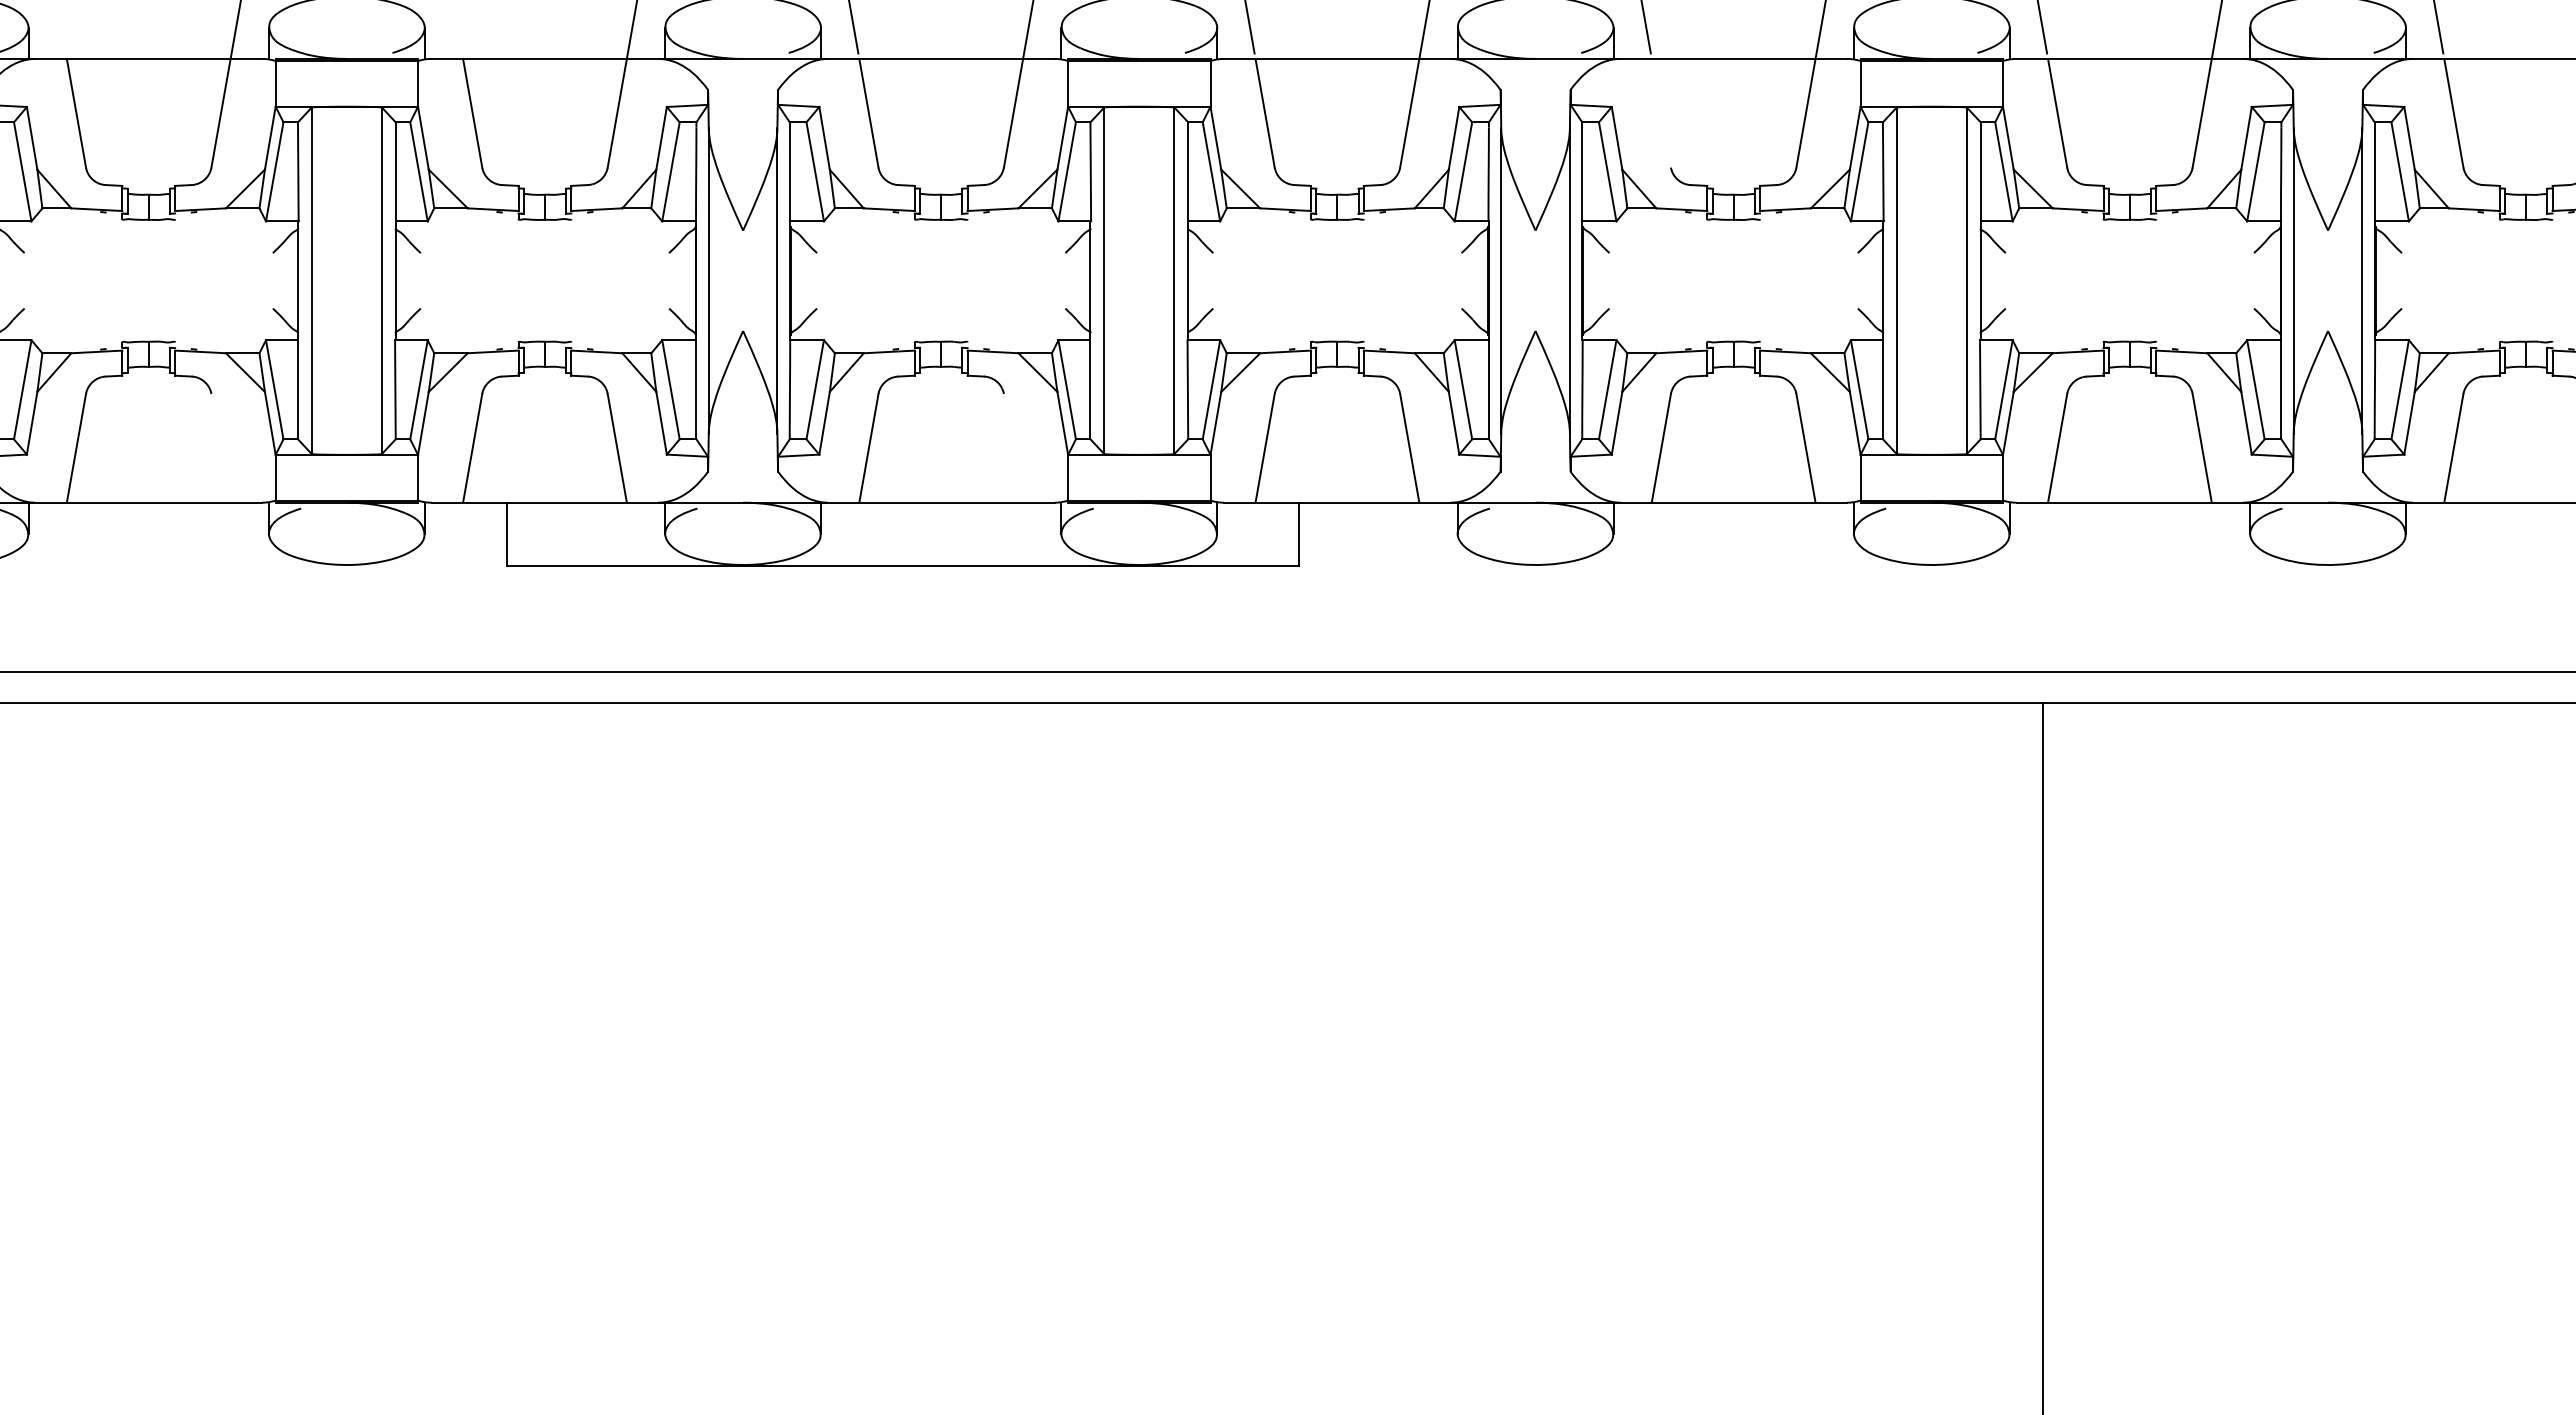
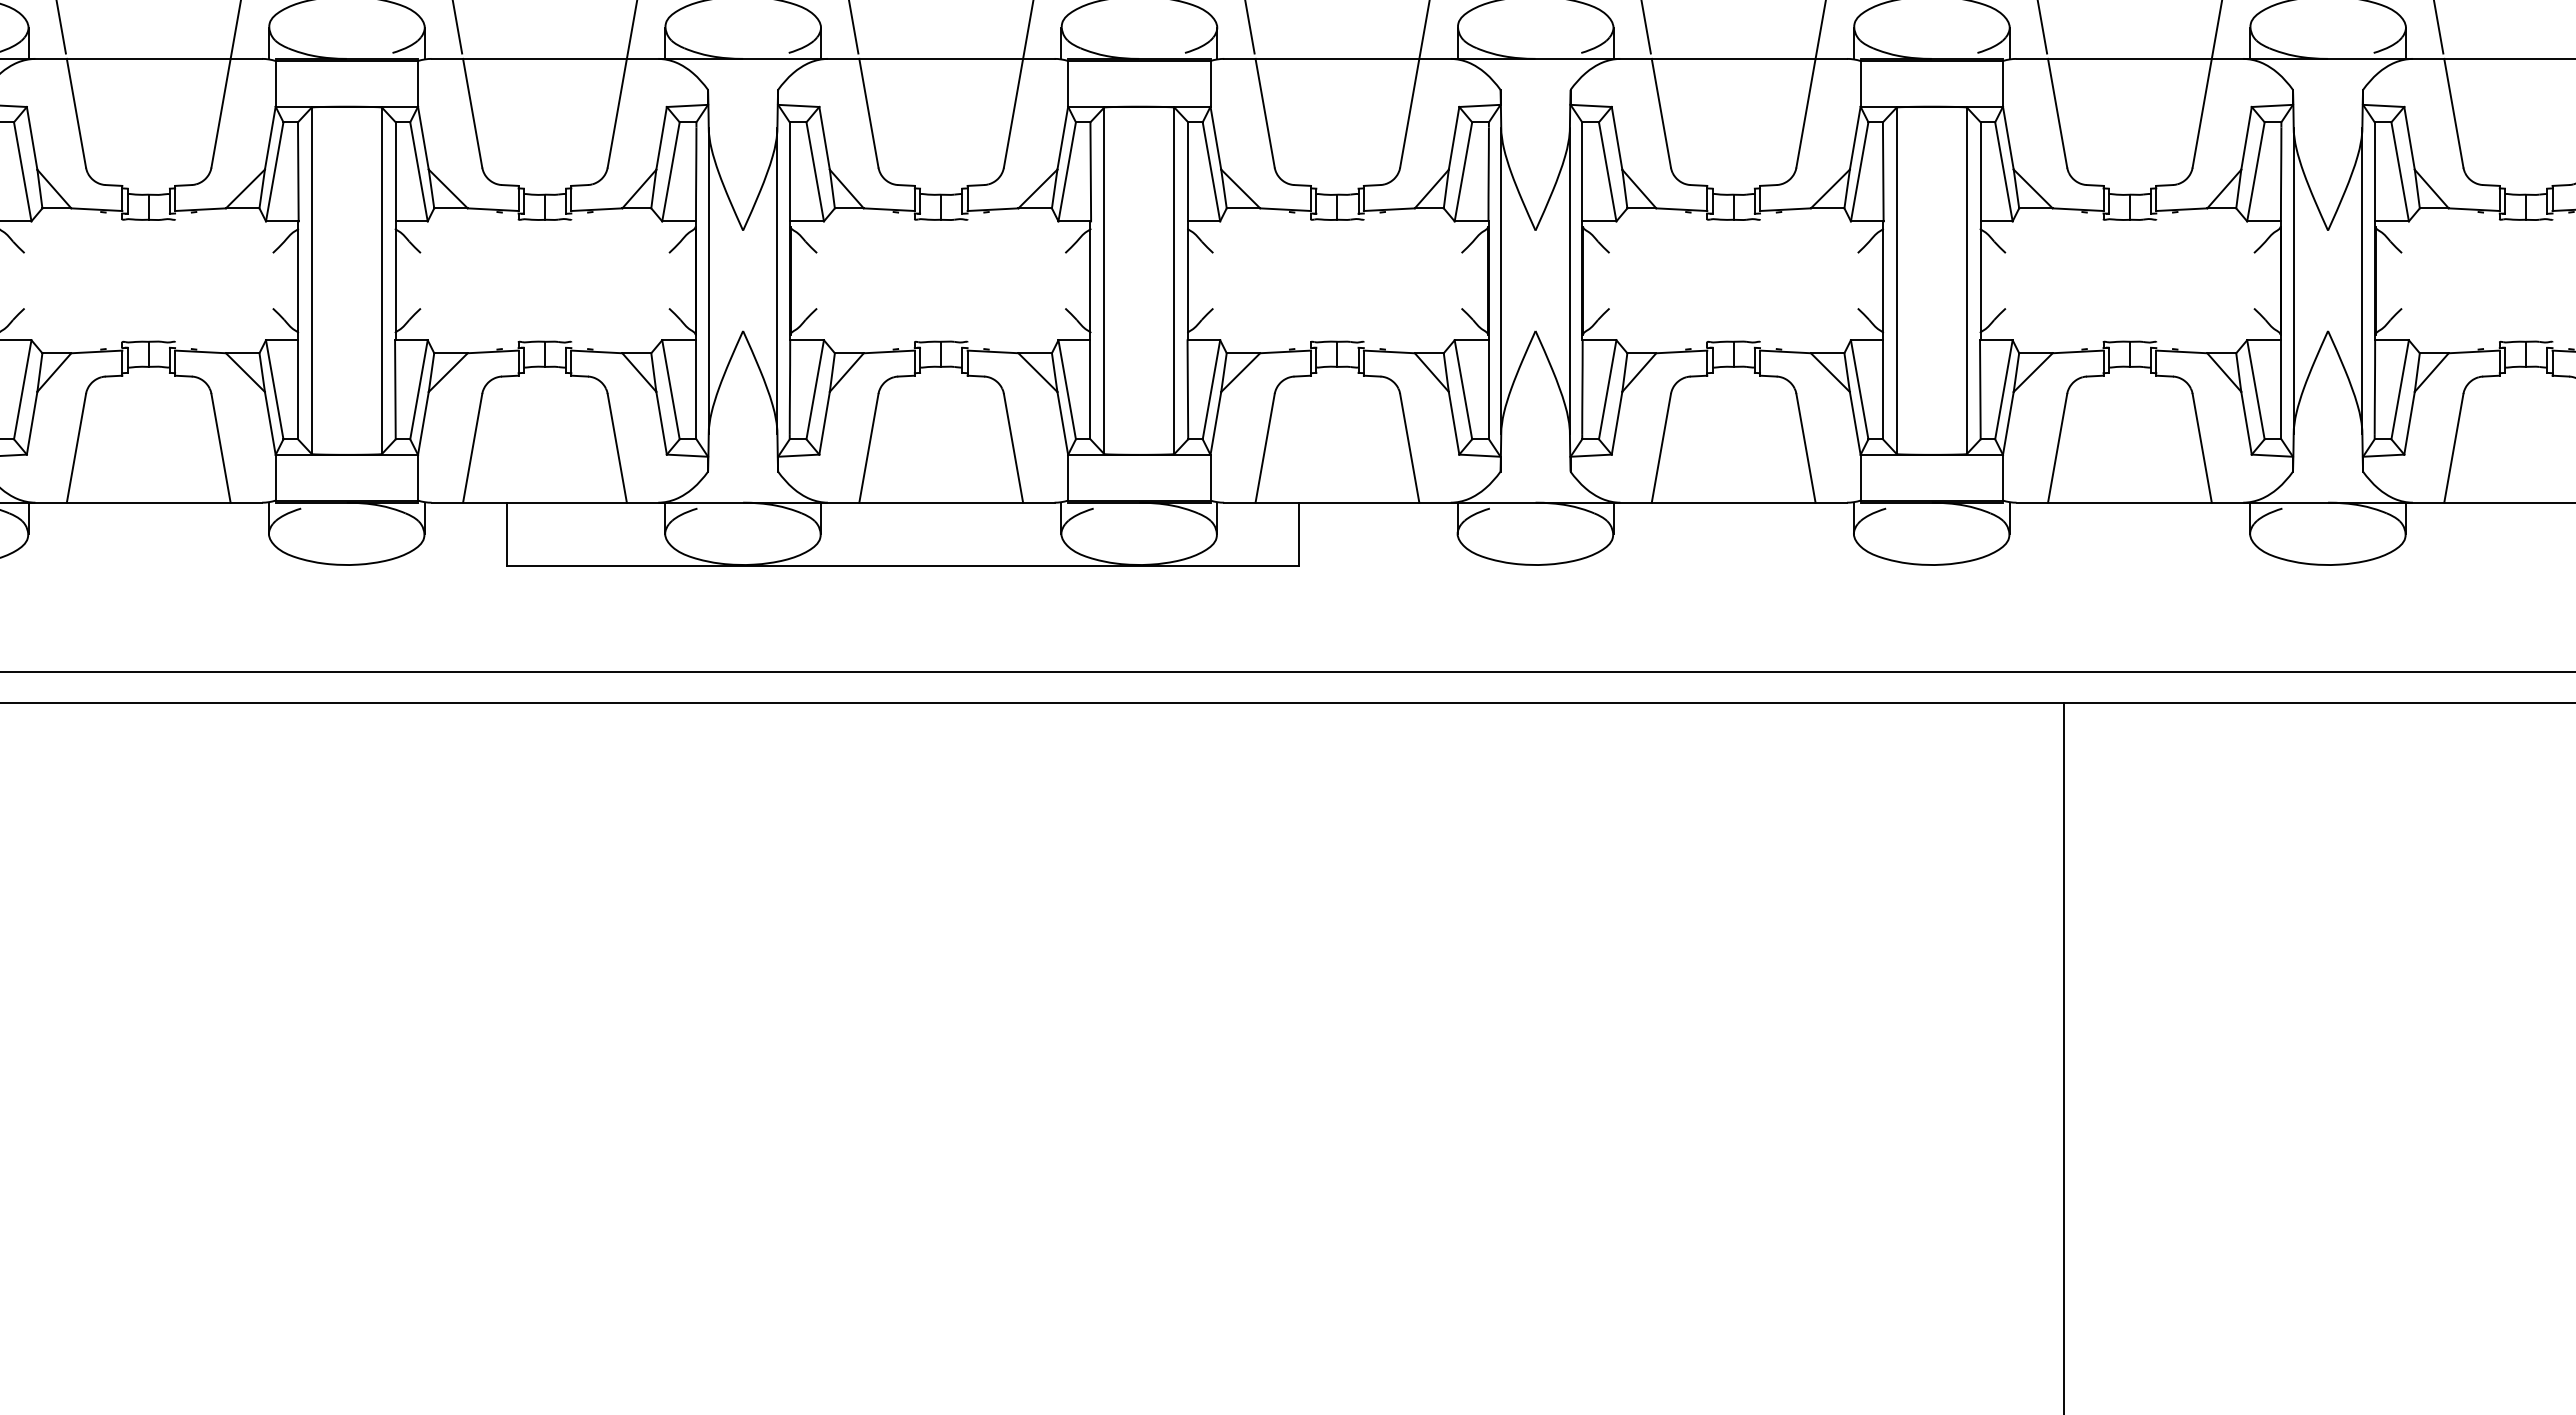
line: none -> present (60, 27)
line: none -> present (457, 27)
line: none -> present (1660, 112)
line: none -> present (220, 447)
line: none -> present (1013, 447)
line position: (2042, 1057) -> (2063, 1057) (2063, 1057)
